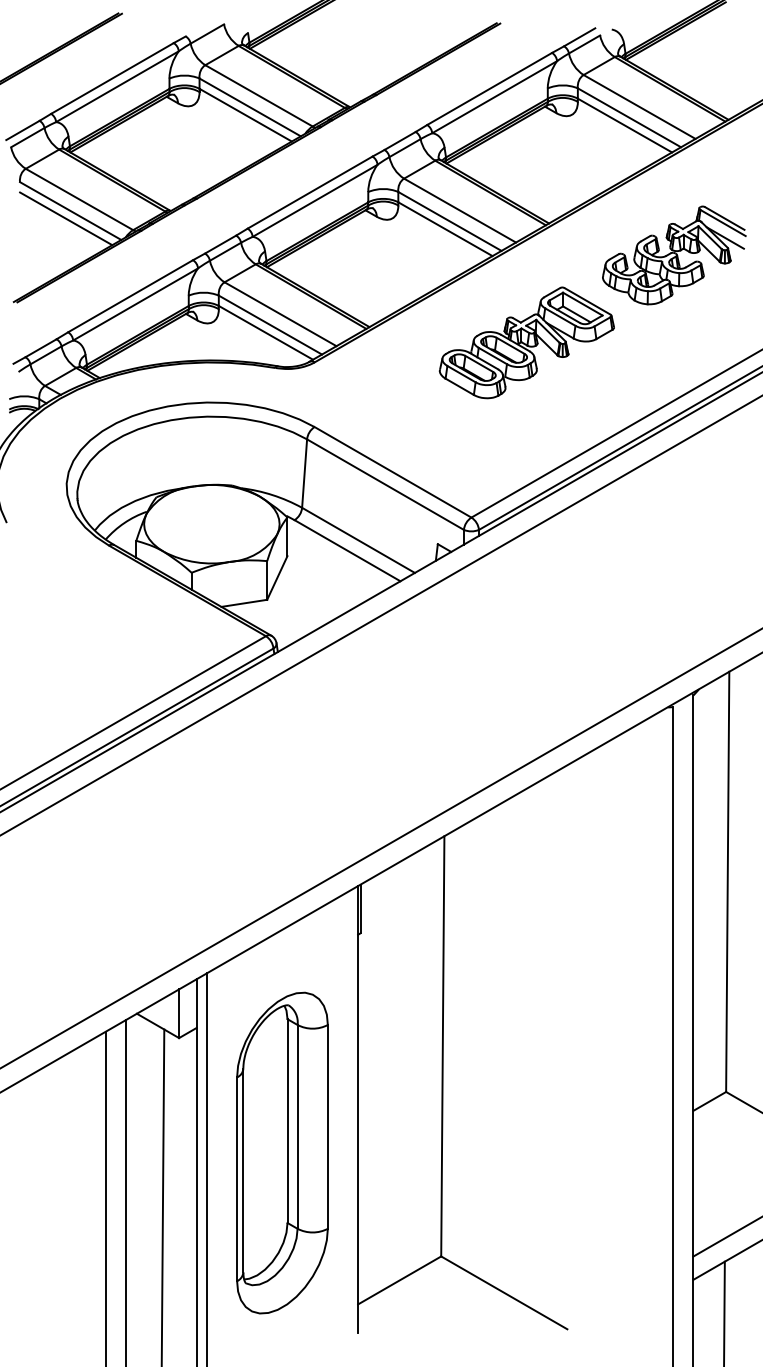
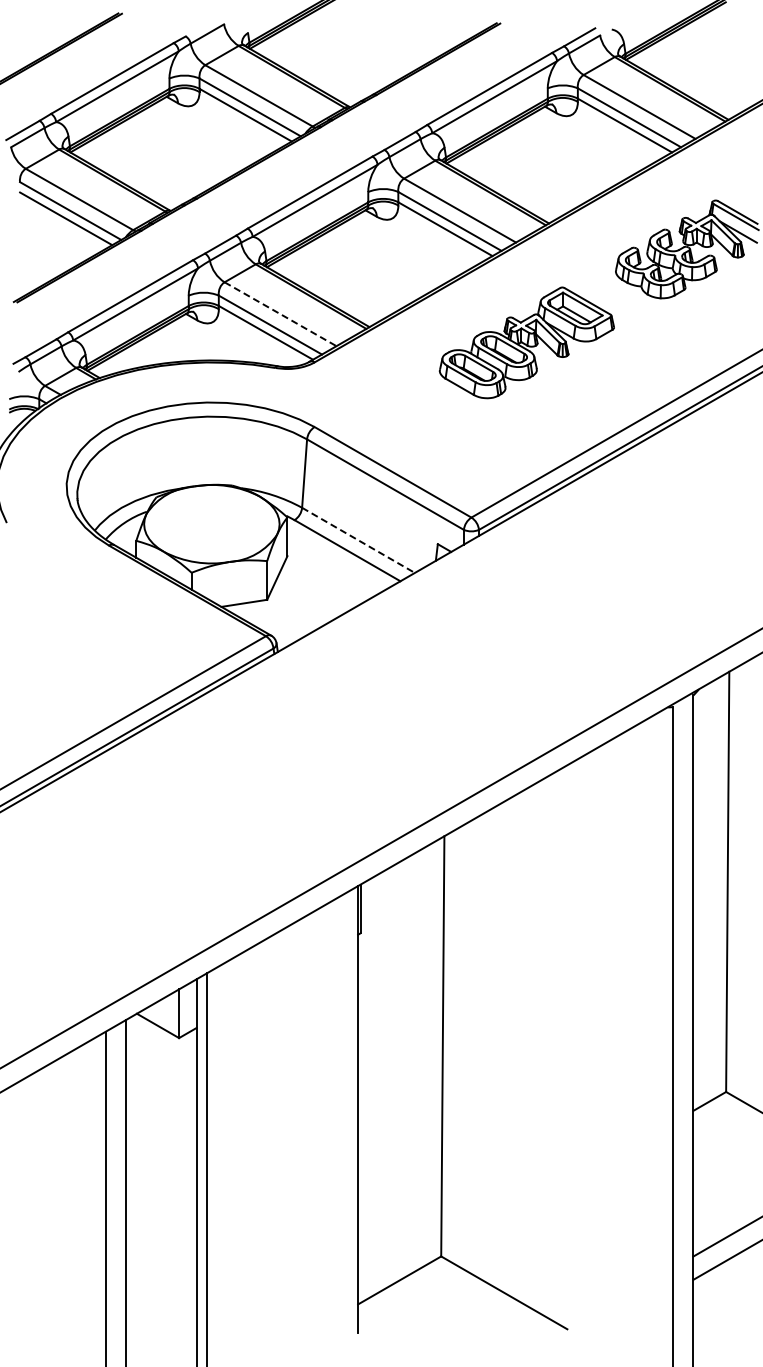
part position: (674, 255) -> (687, 249) (687, 249)
line: solid -> dashed (281, 314)
line: solid -> dashed (358, 540)
line: present -> none (380, 615)
part: present -> none (282, 1152)
line: present -> none (162, 1196)
line: present -> none (724, 1312)
